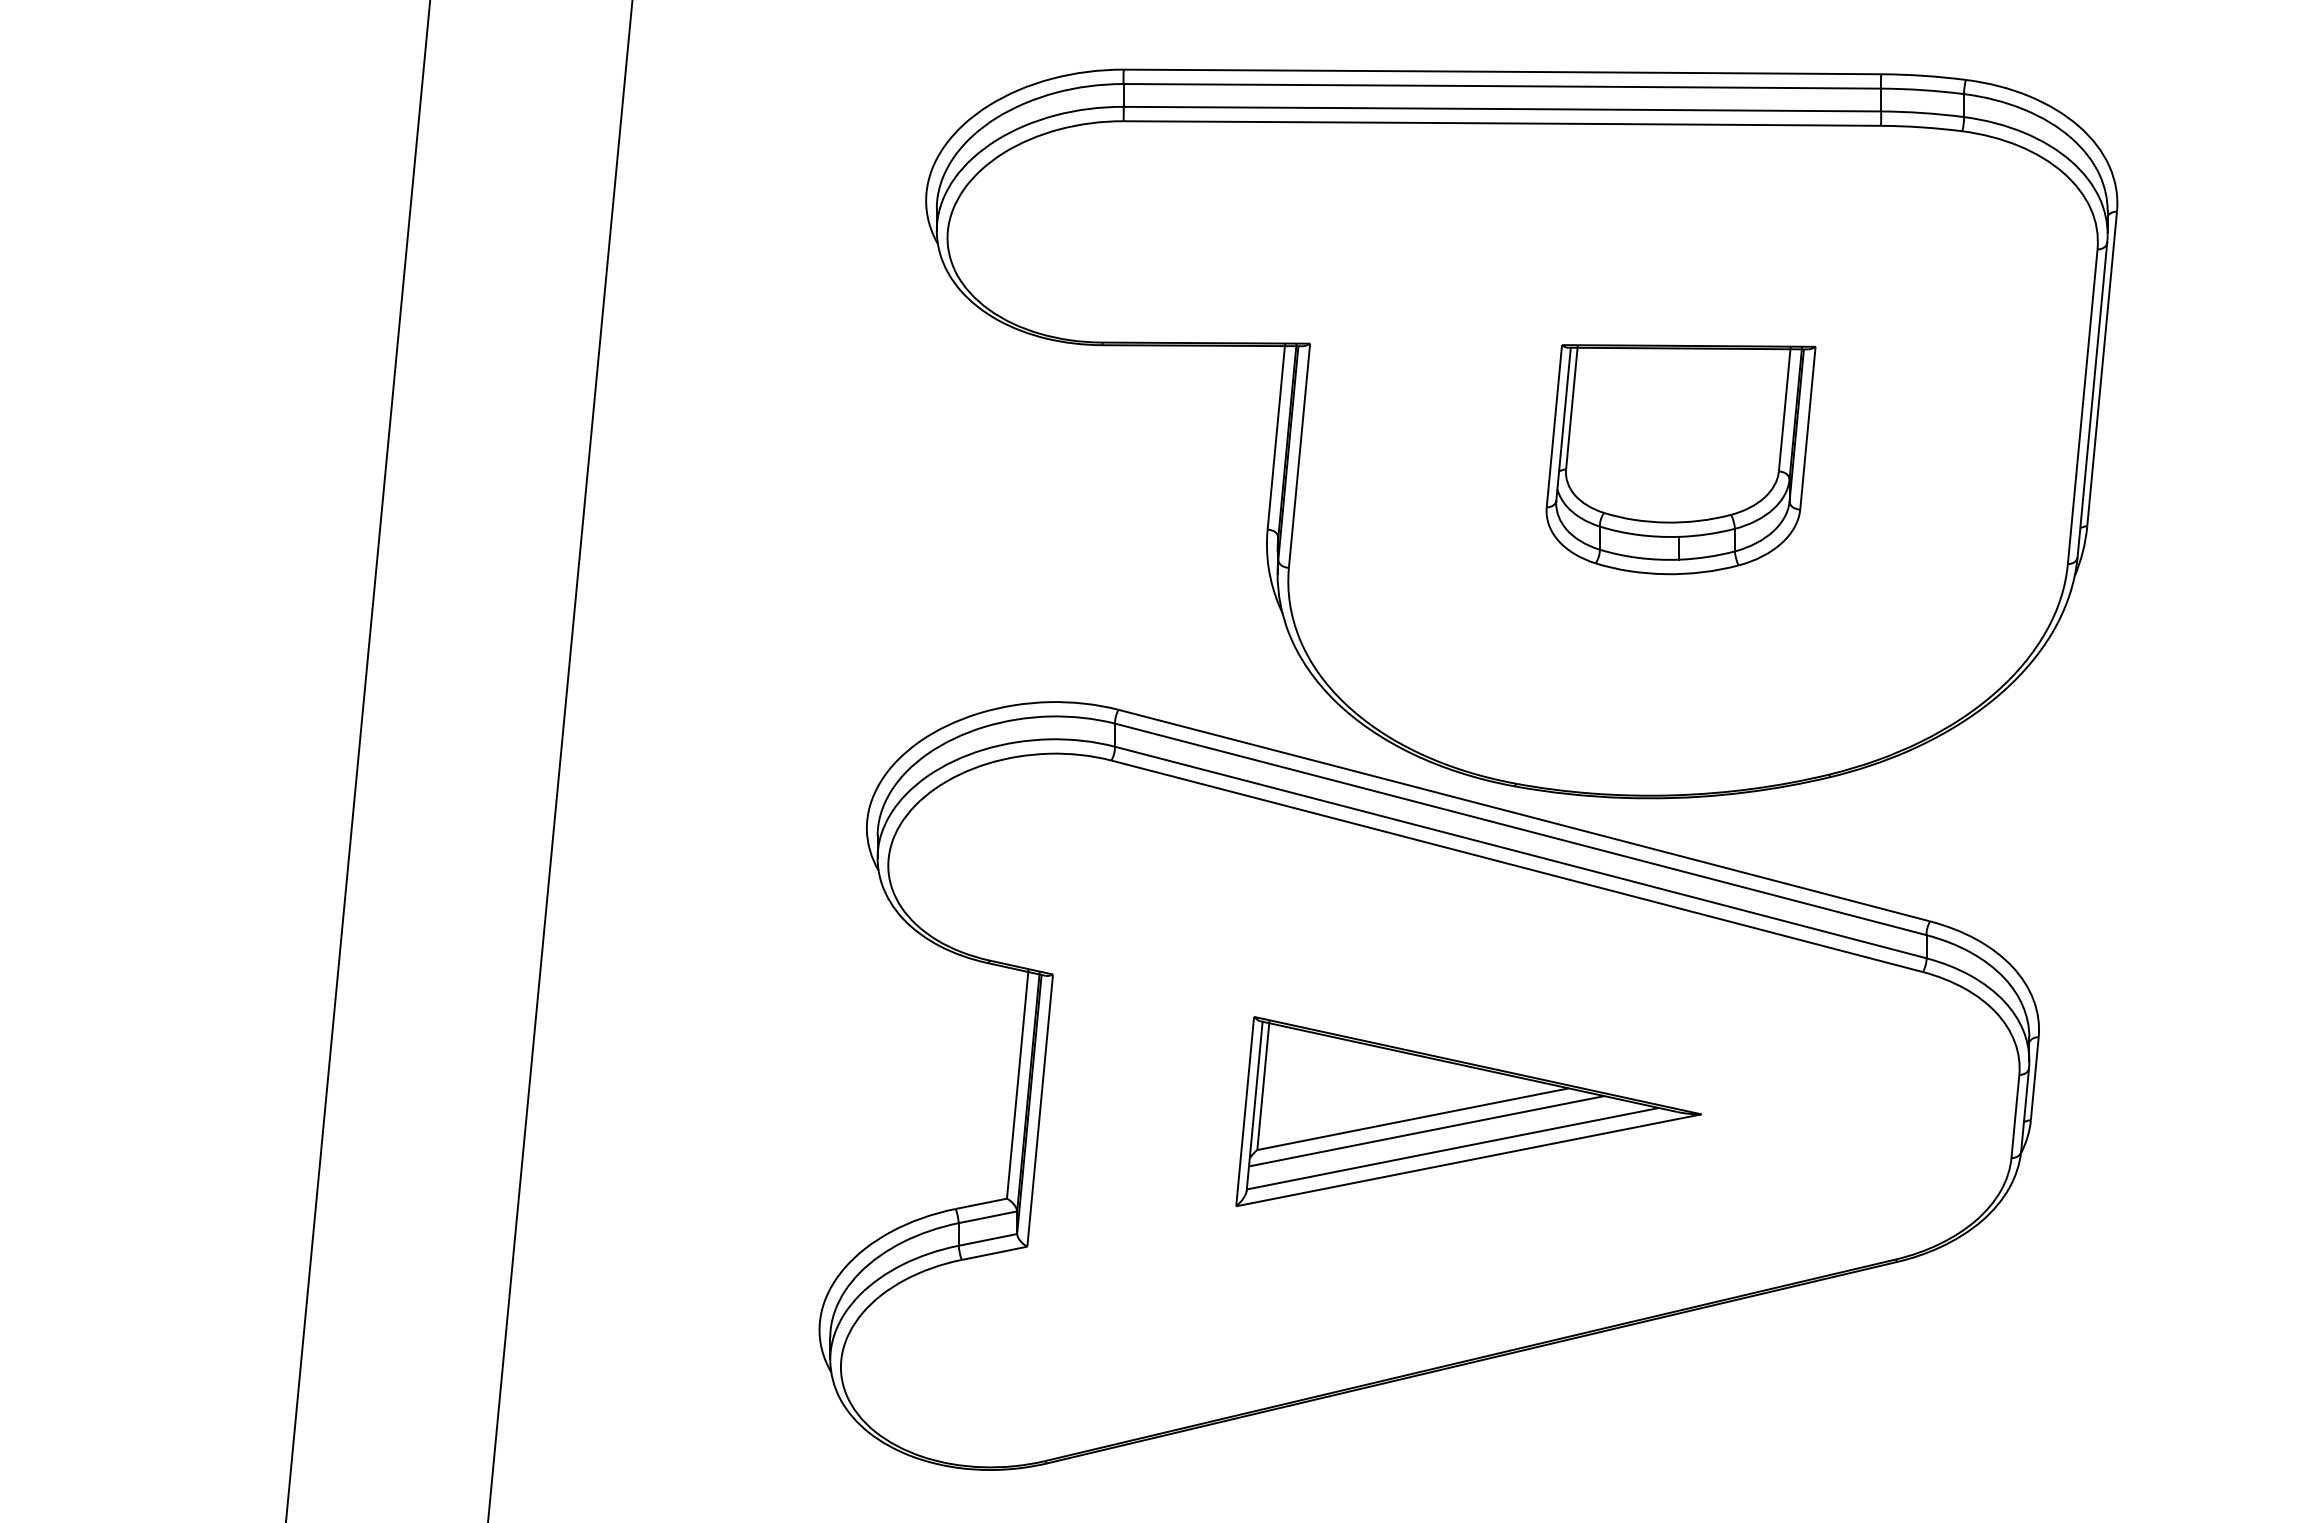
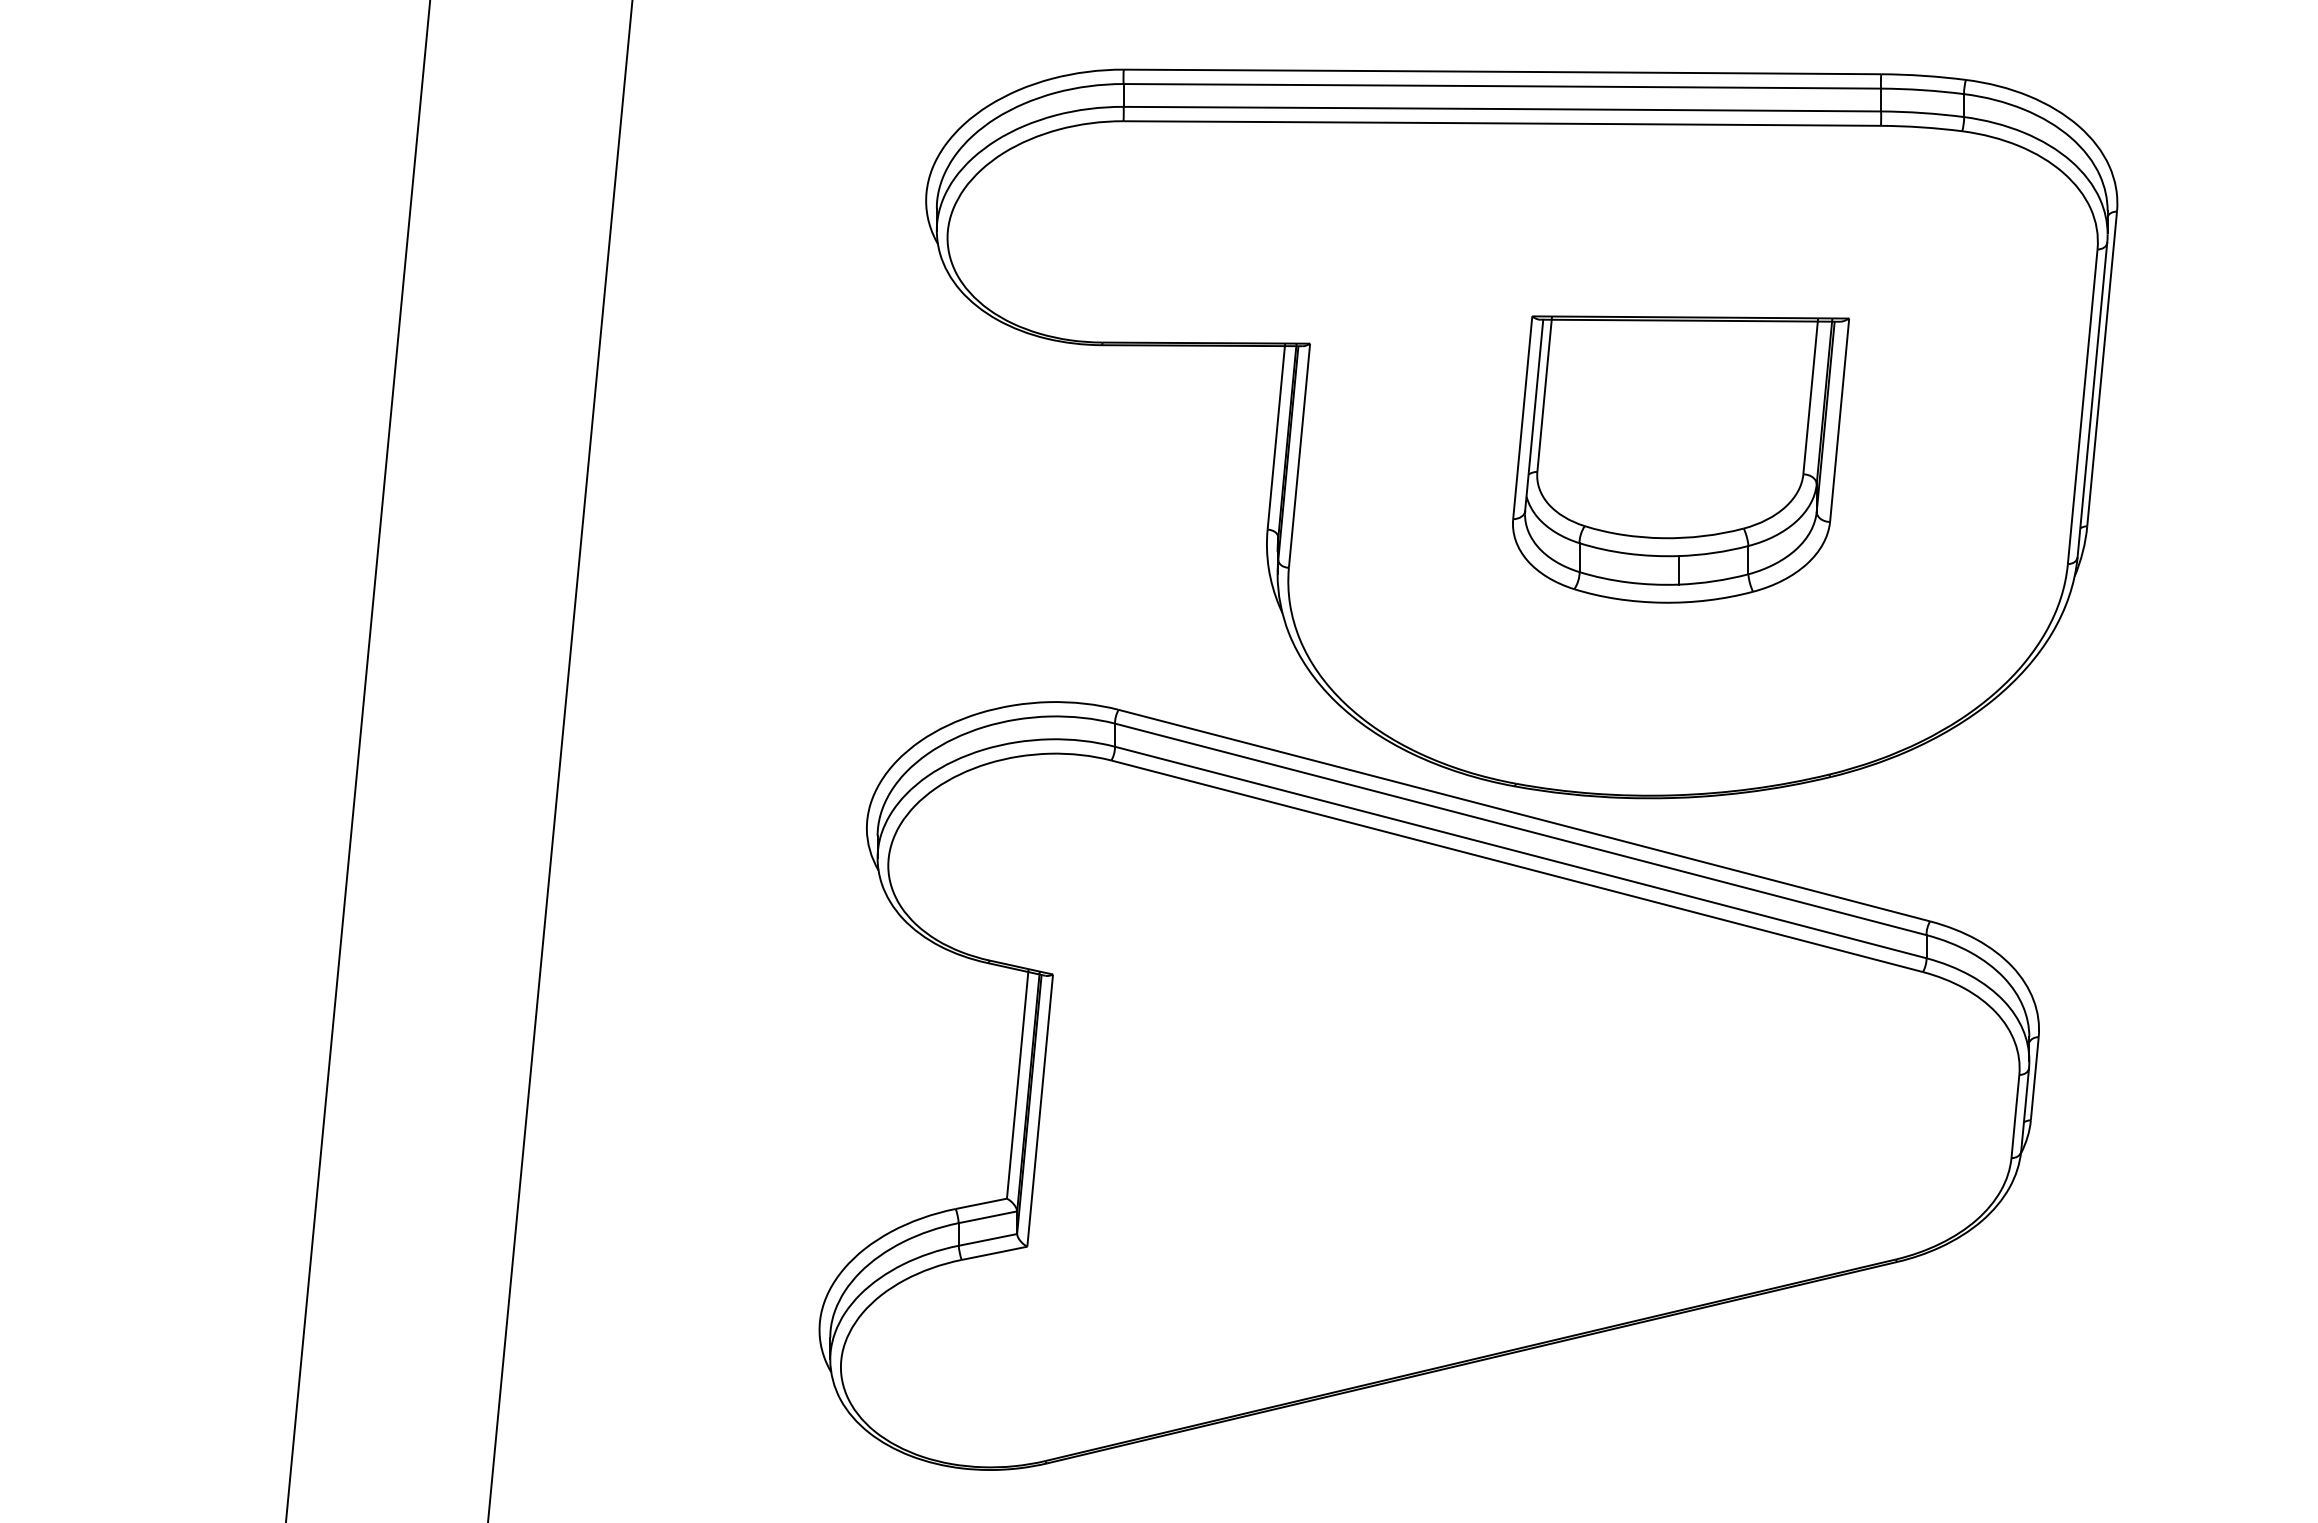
part size: 272x232 px -> 338x289 px (1680, 459)
part: present -> none (1468, 1111)
